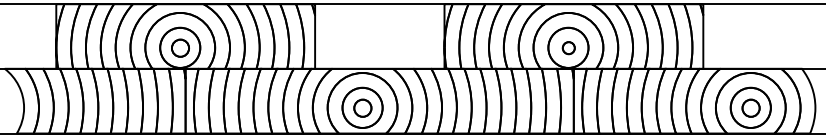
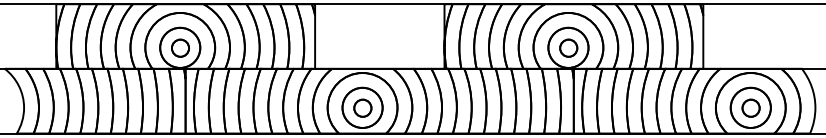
part size: 15x15 px -> 20x20 px (568, 47)
